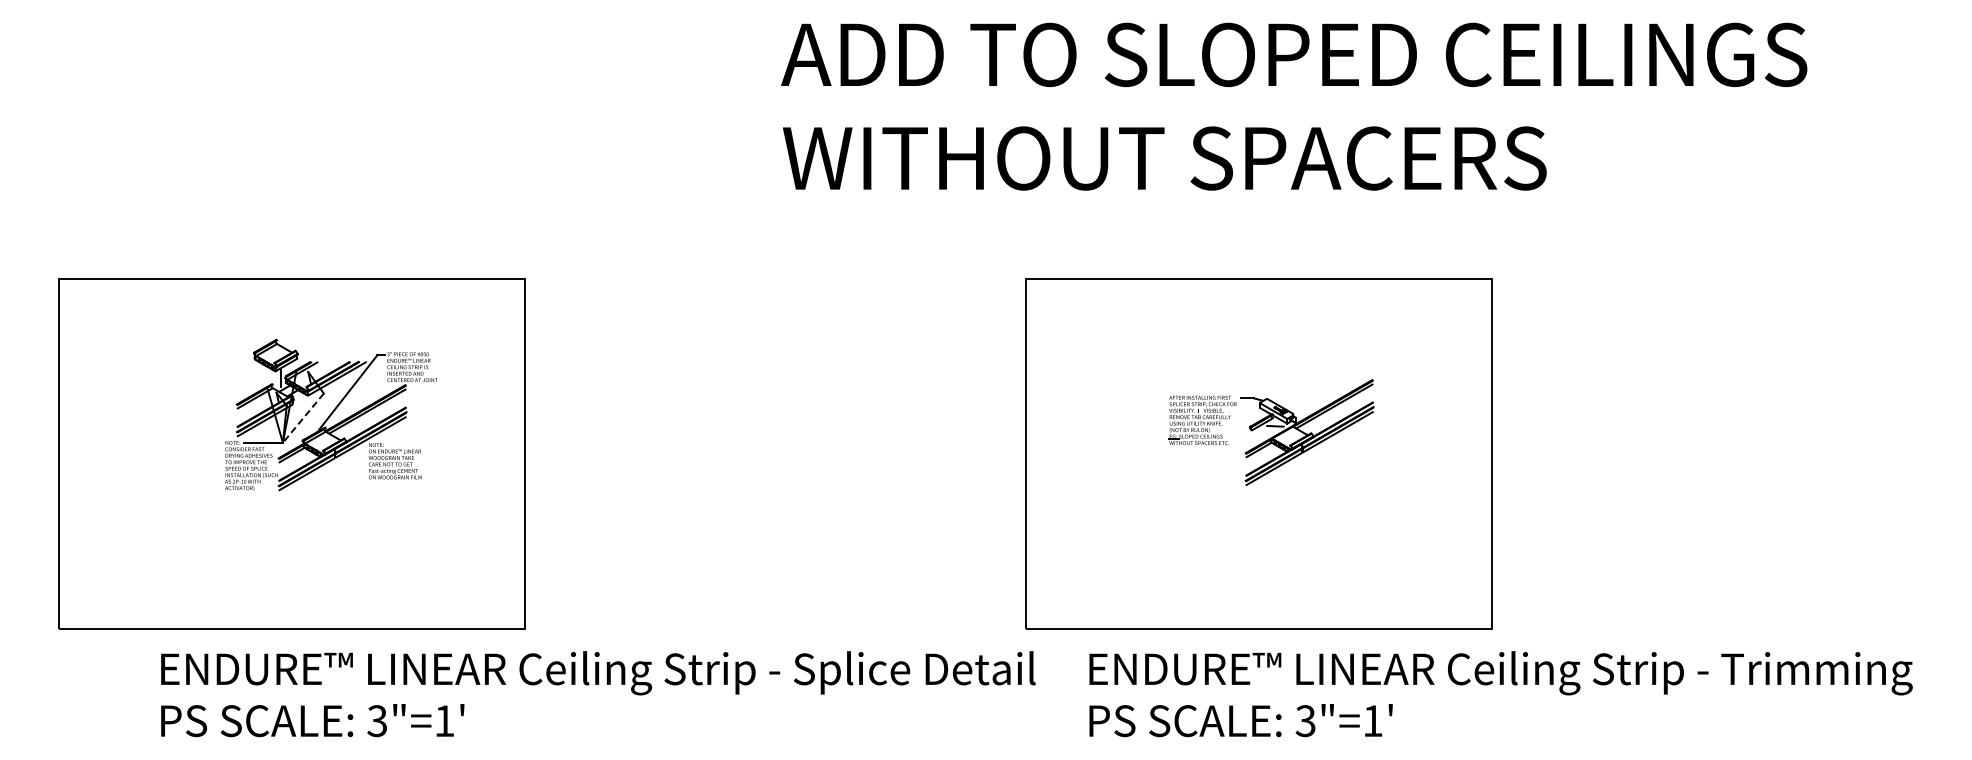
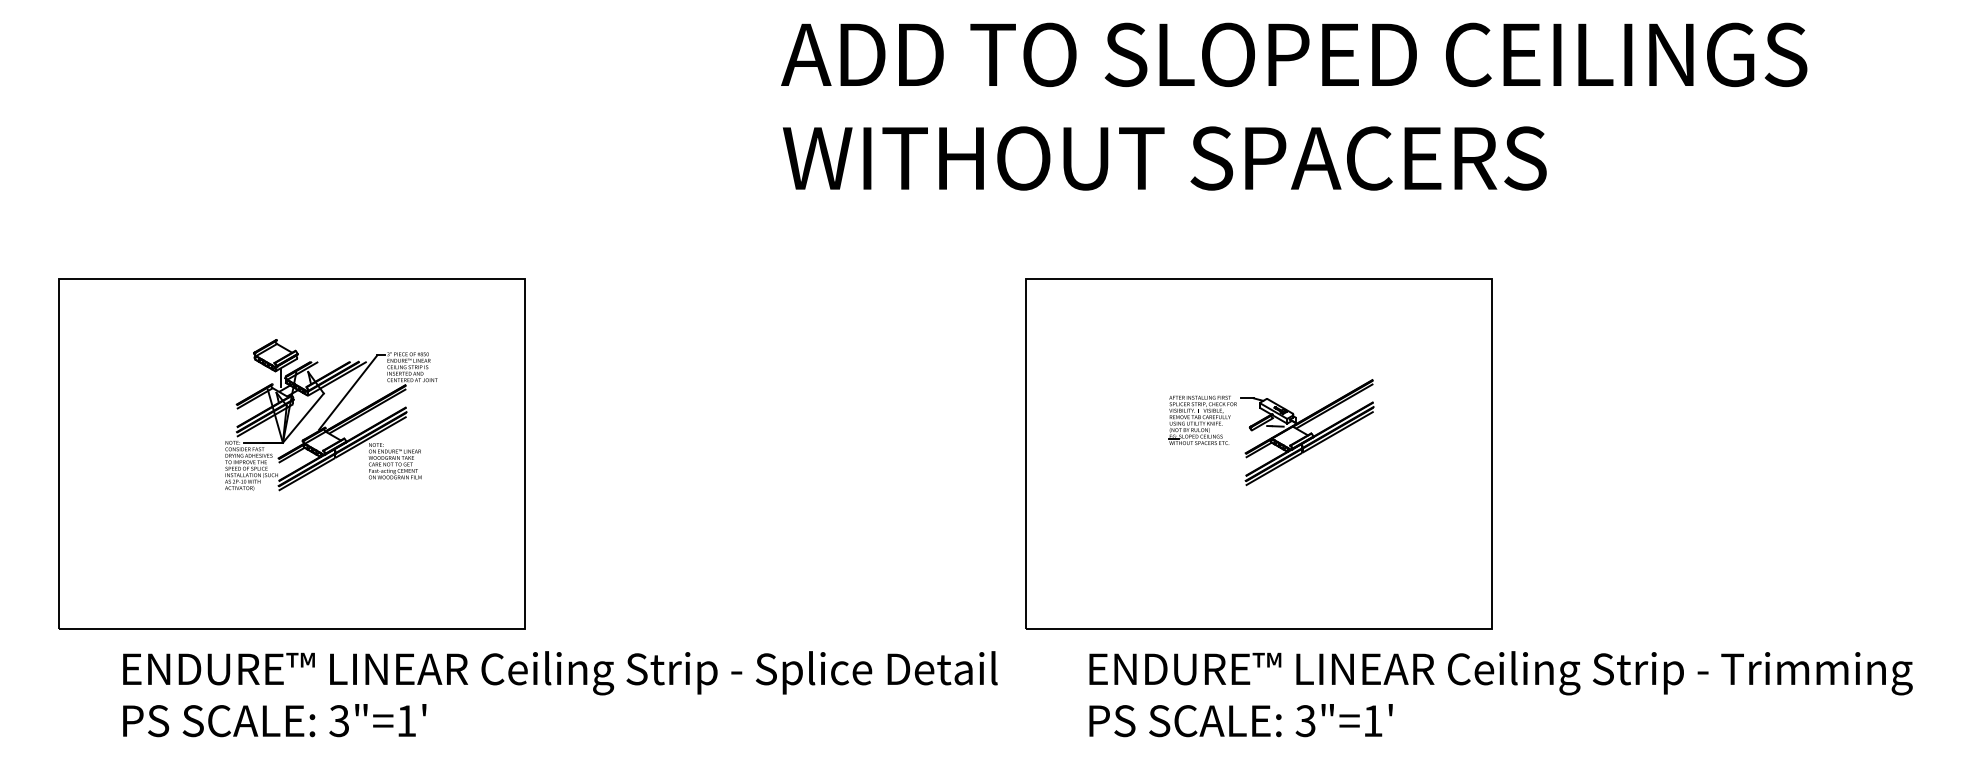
line: dashed -> solid (303, 418)
text position: (598, 694) -> (560, 694) (560, 694)
